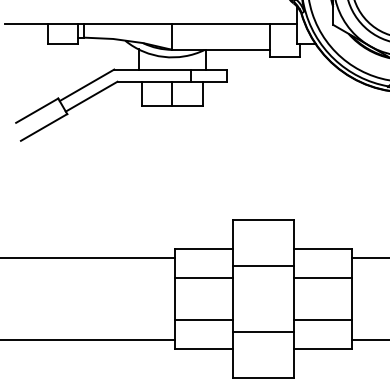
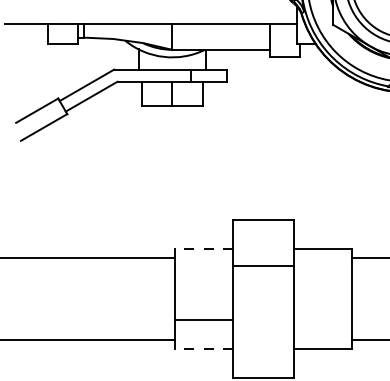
line: solid -> dashed (204, 249)
line: present -> none (204, 278)
line: present -> none (322, 278)
line: present -> none (322, 320)
line: present -> none (263, 332)
line: solid -> dashed (204, 349)
